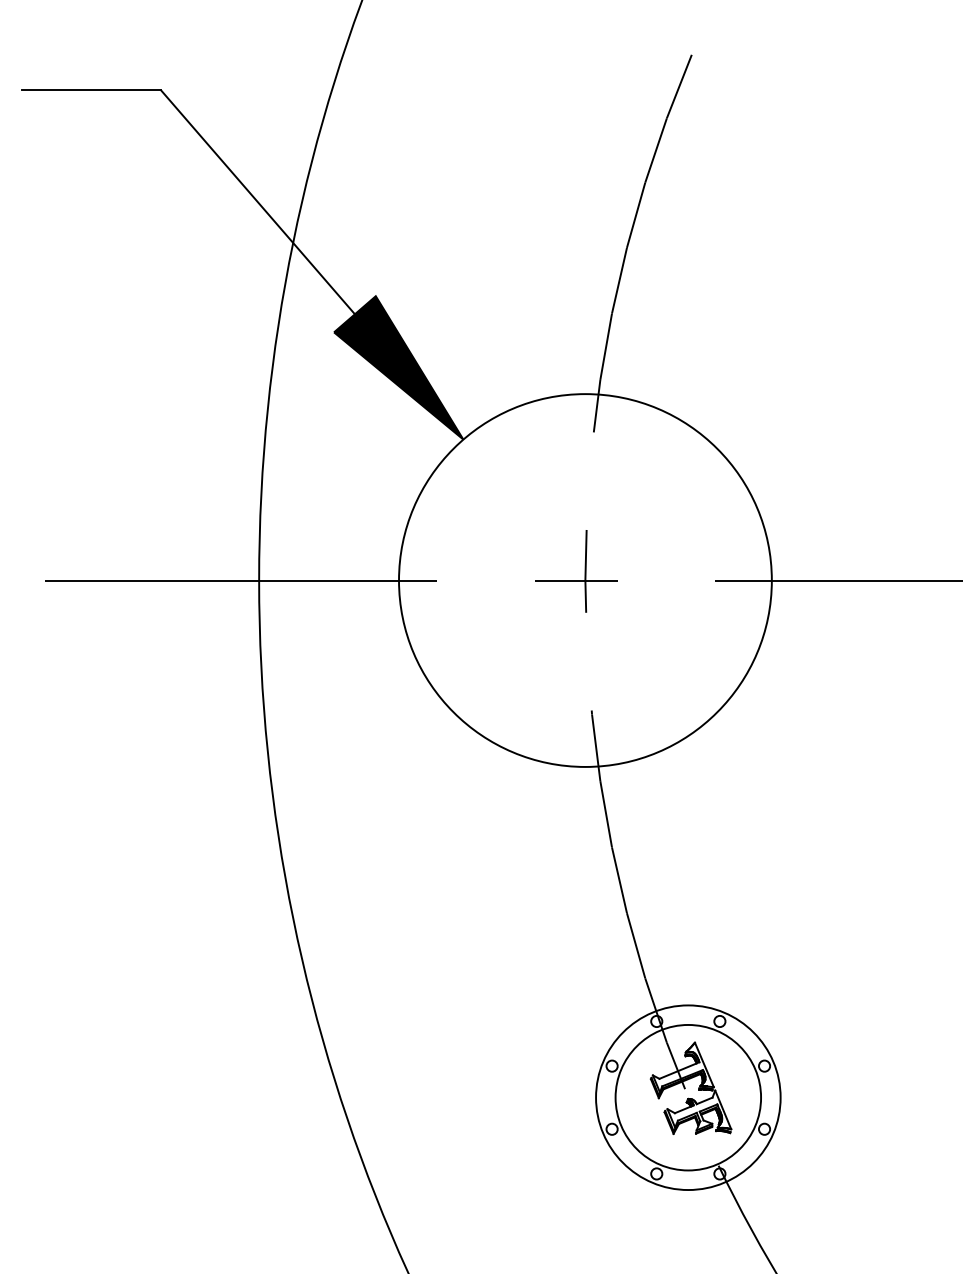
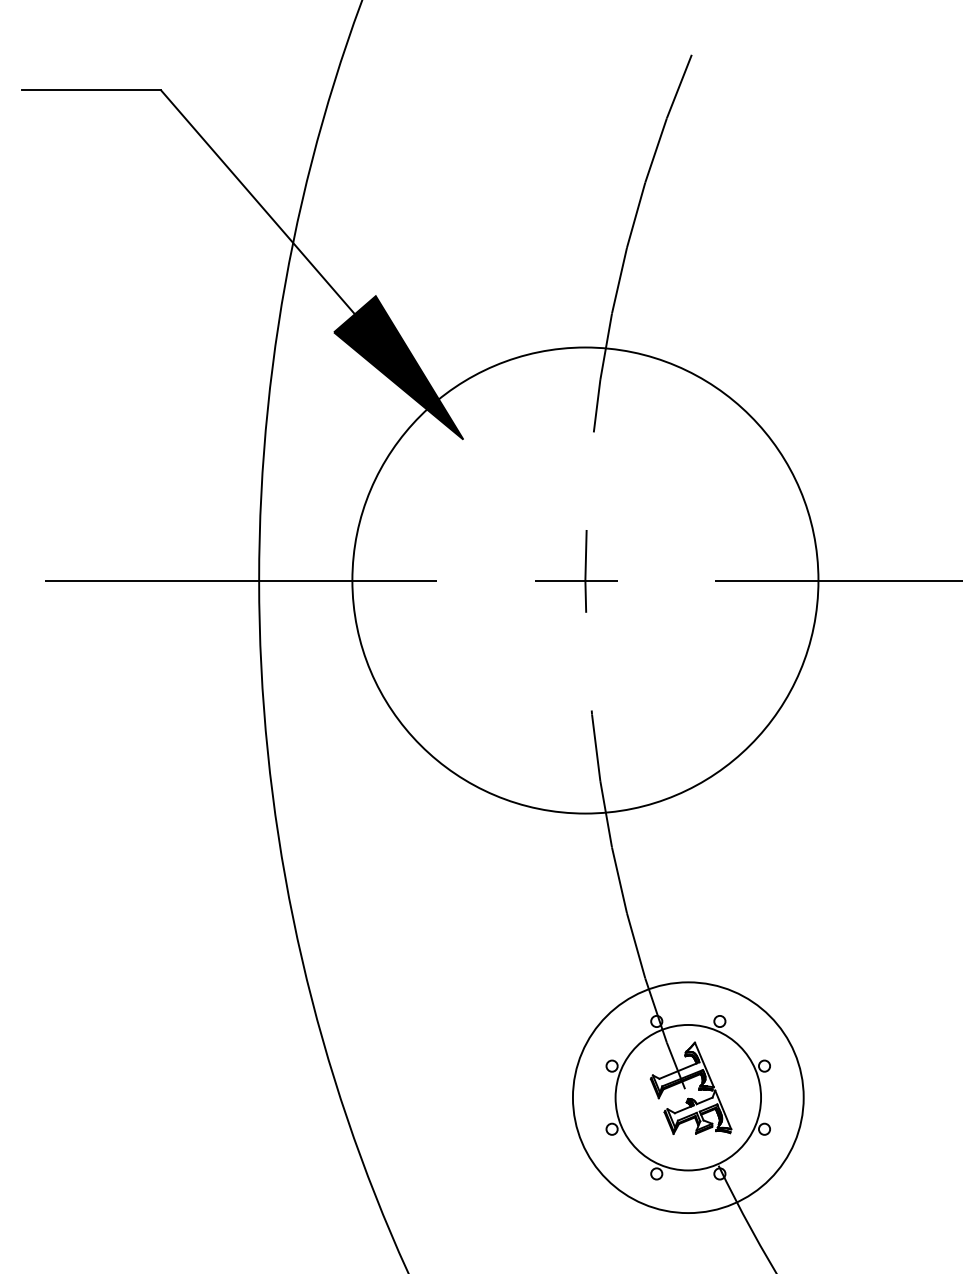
circle diameter: 373 px -> 466 px (585, 580)
circle diameter: 185 px -> 231 px (687, 1097)
